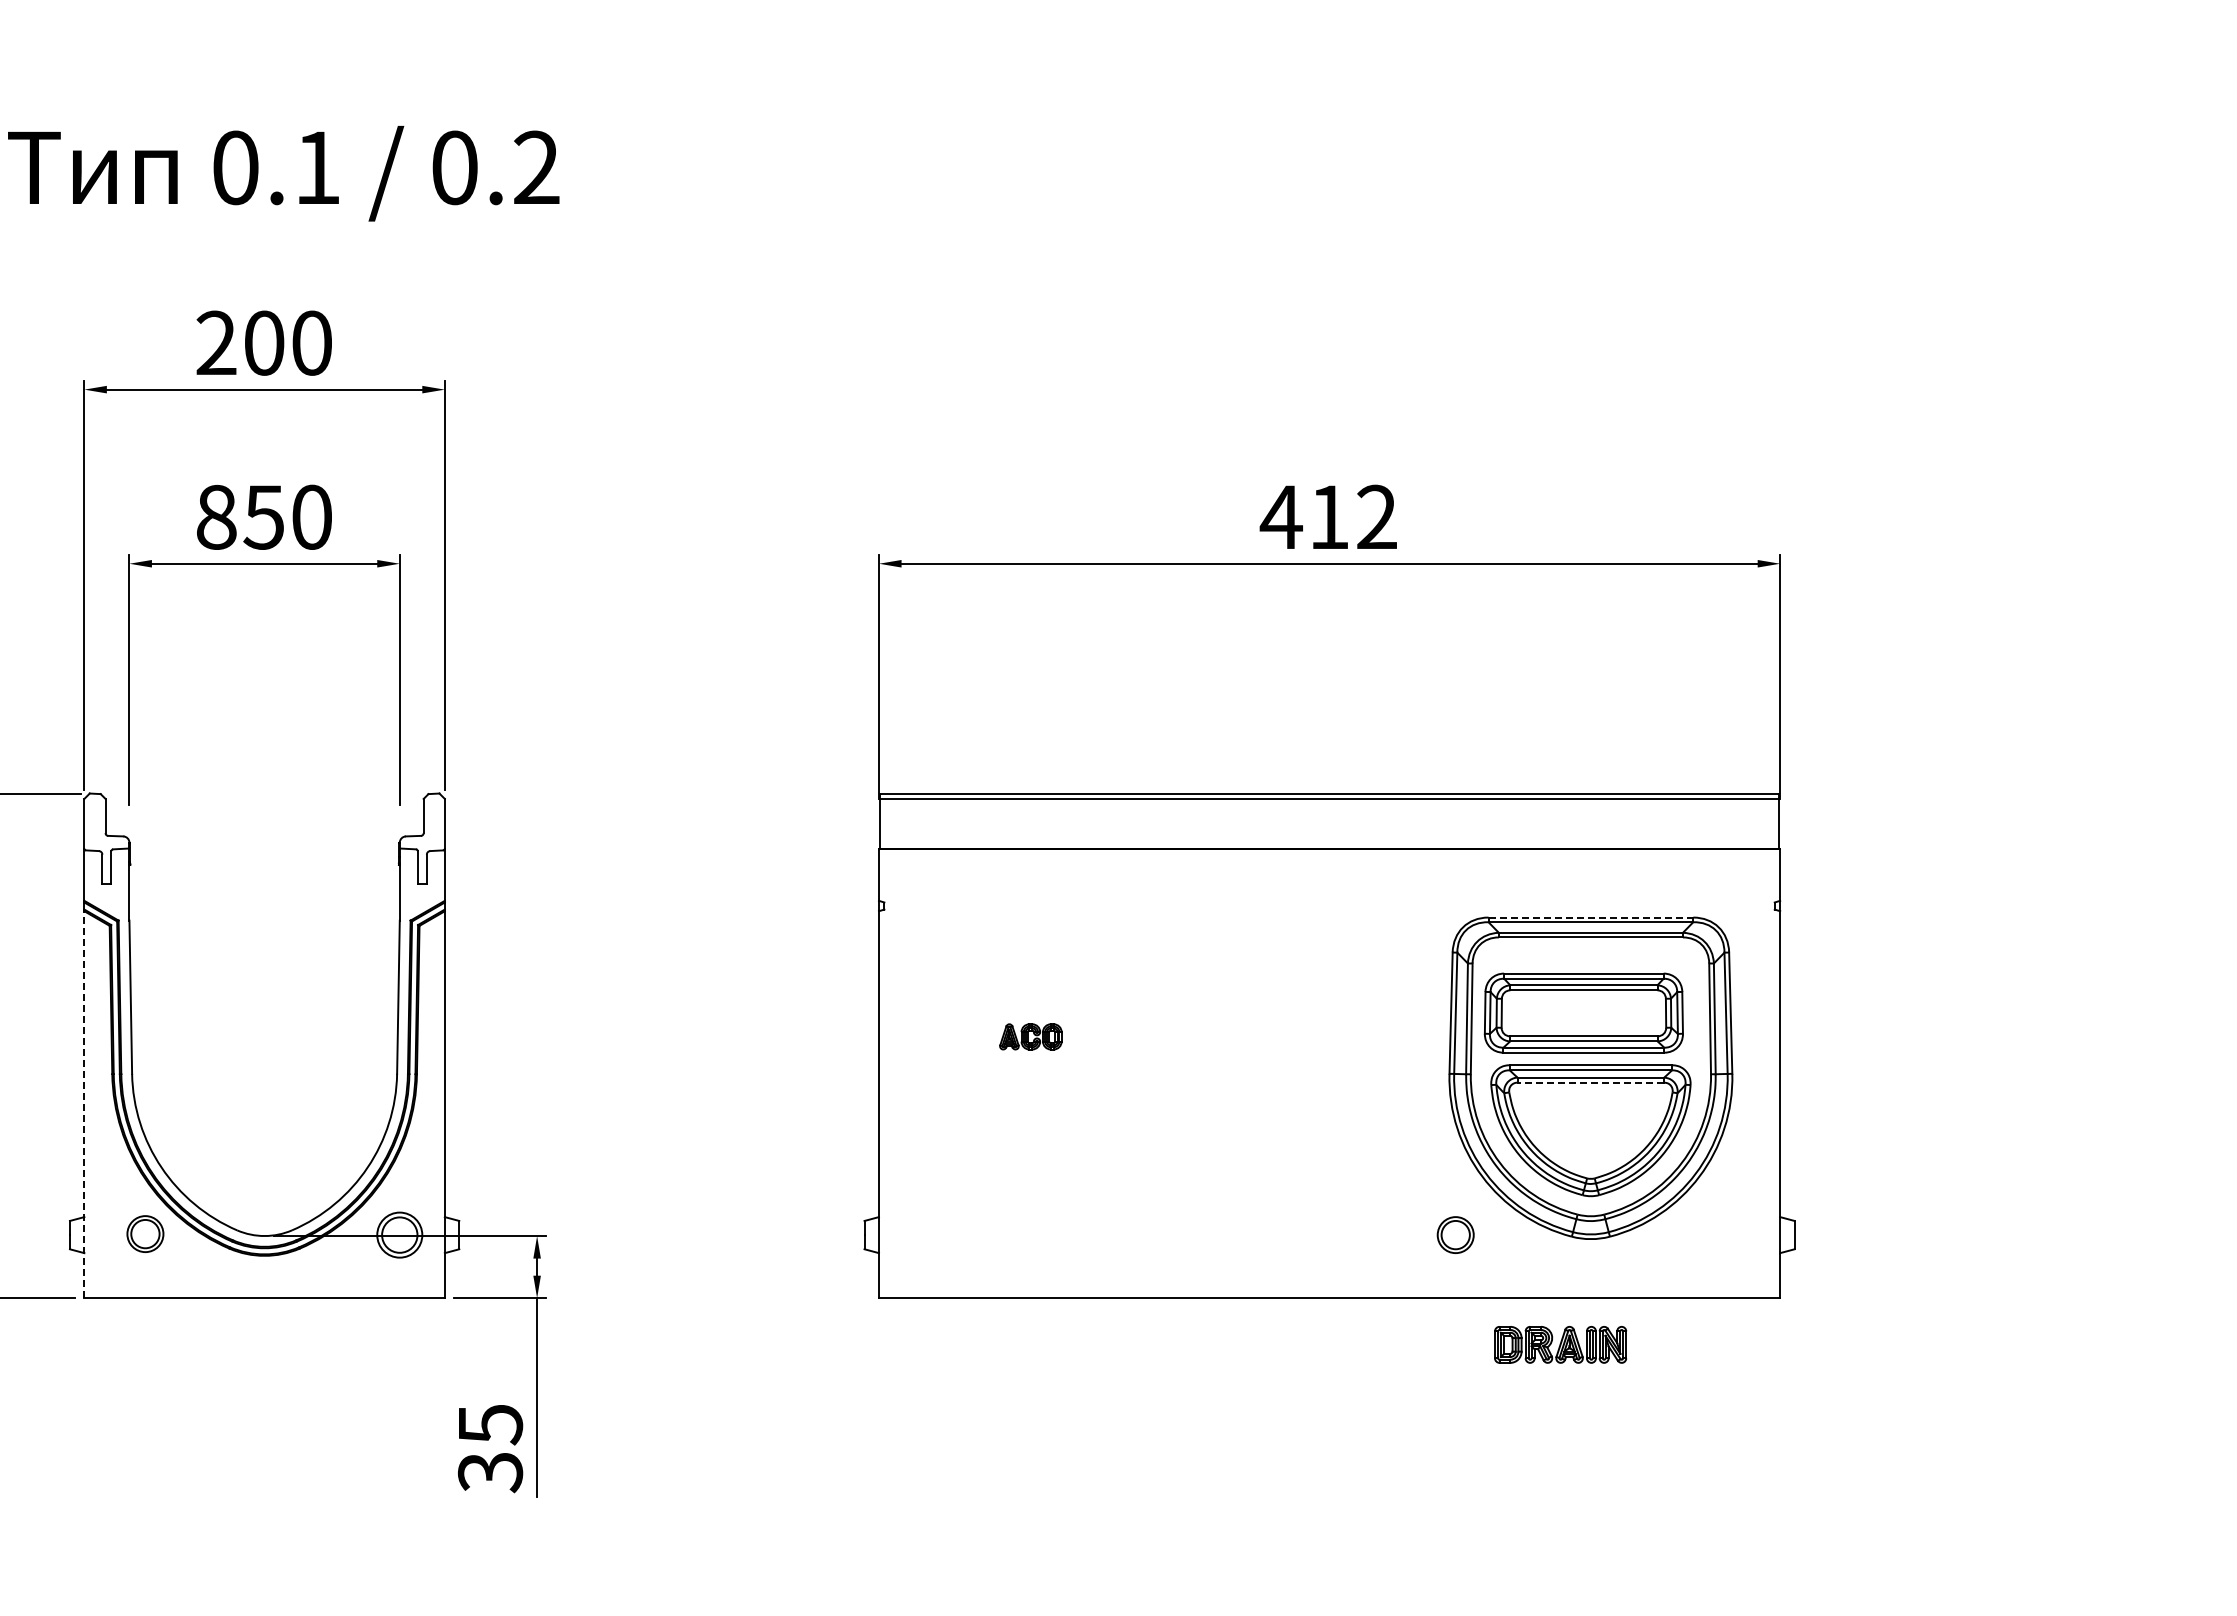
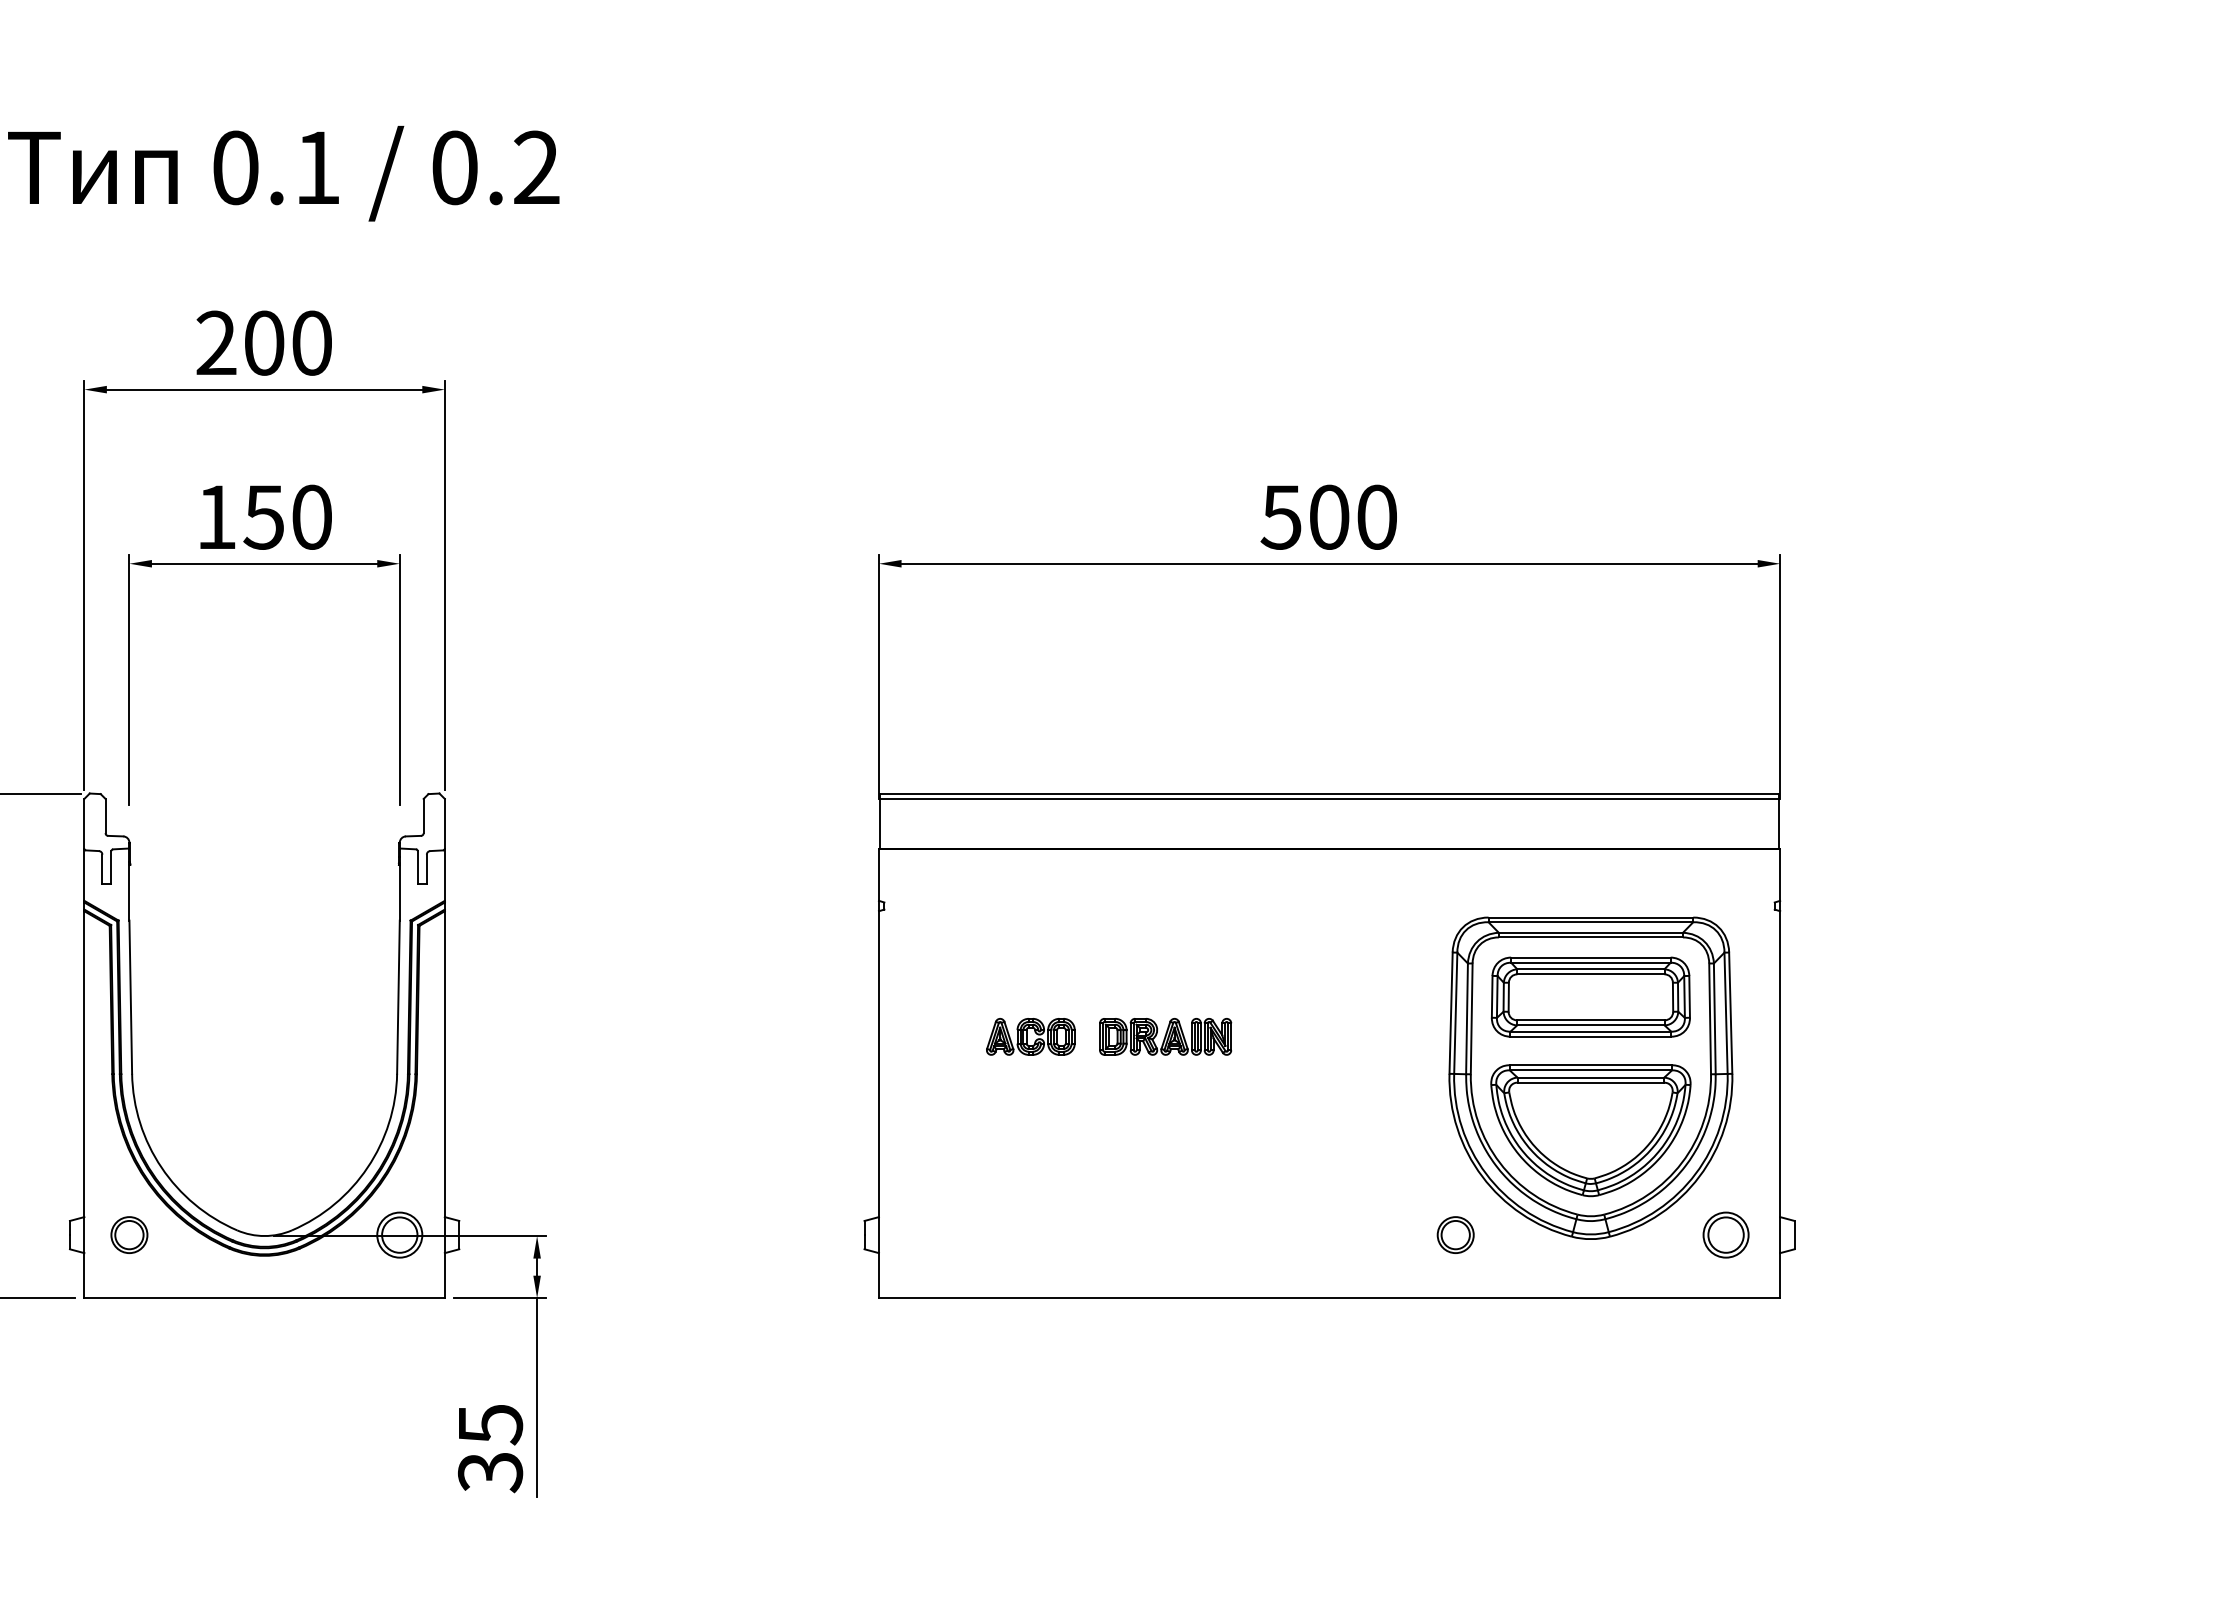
text: 850 -> 150 (216, 516)
text: 412 -> 500 (1327, 516)
line: dashed -> solid (1591, 917)
part position: (1583, 1012) -> (1590, 996) (1590, 996)
part size: 64x28 px -> 90x38 px (1030, 1036)
line: dashed -> solid (1590, 1082)
line: dashed -> solid (84, 1104)
part position: (145, 1233) -> (129, 1234) (129, 1234)
part: none -> present (1725, 1234)
part position: (1560, 1344) -> (1165, 1036) (1165, 1036)
